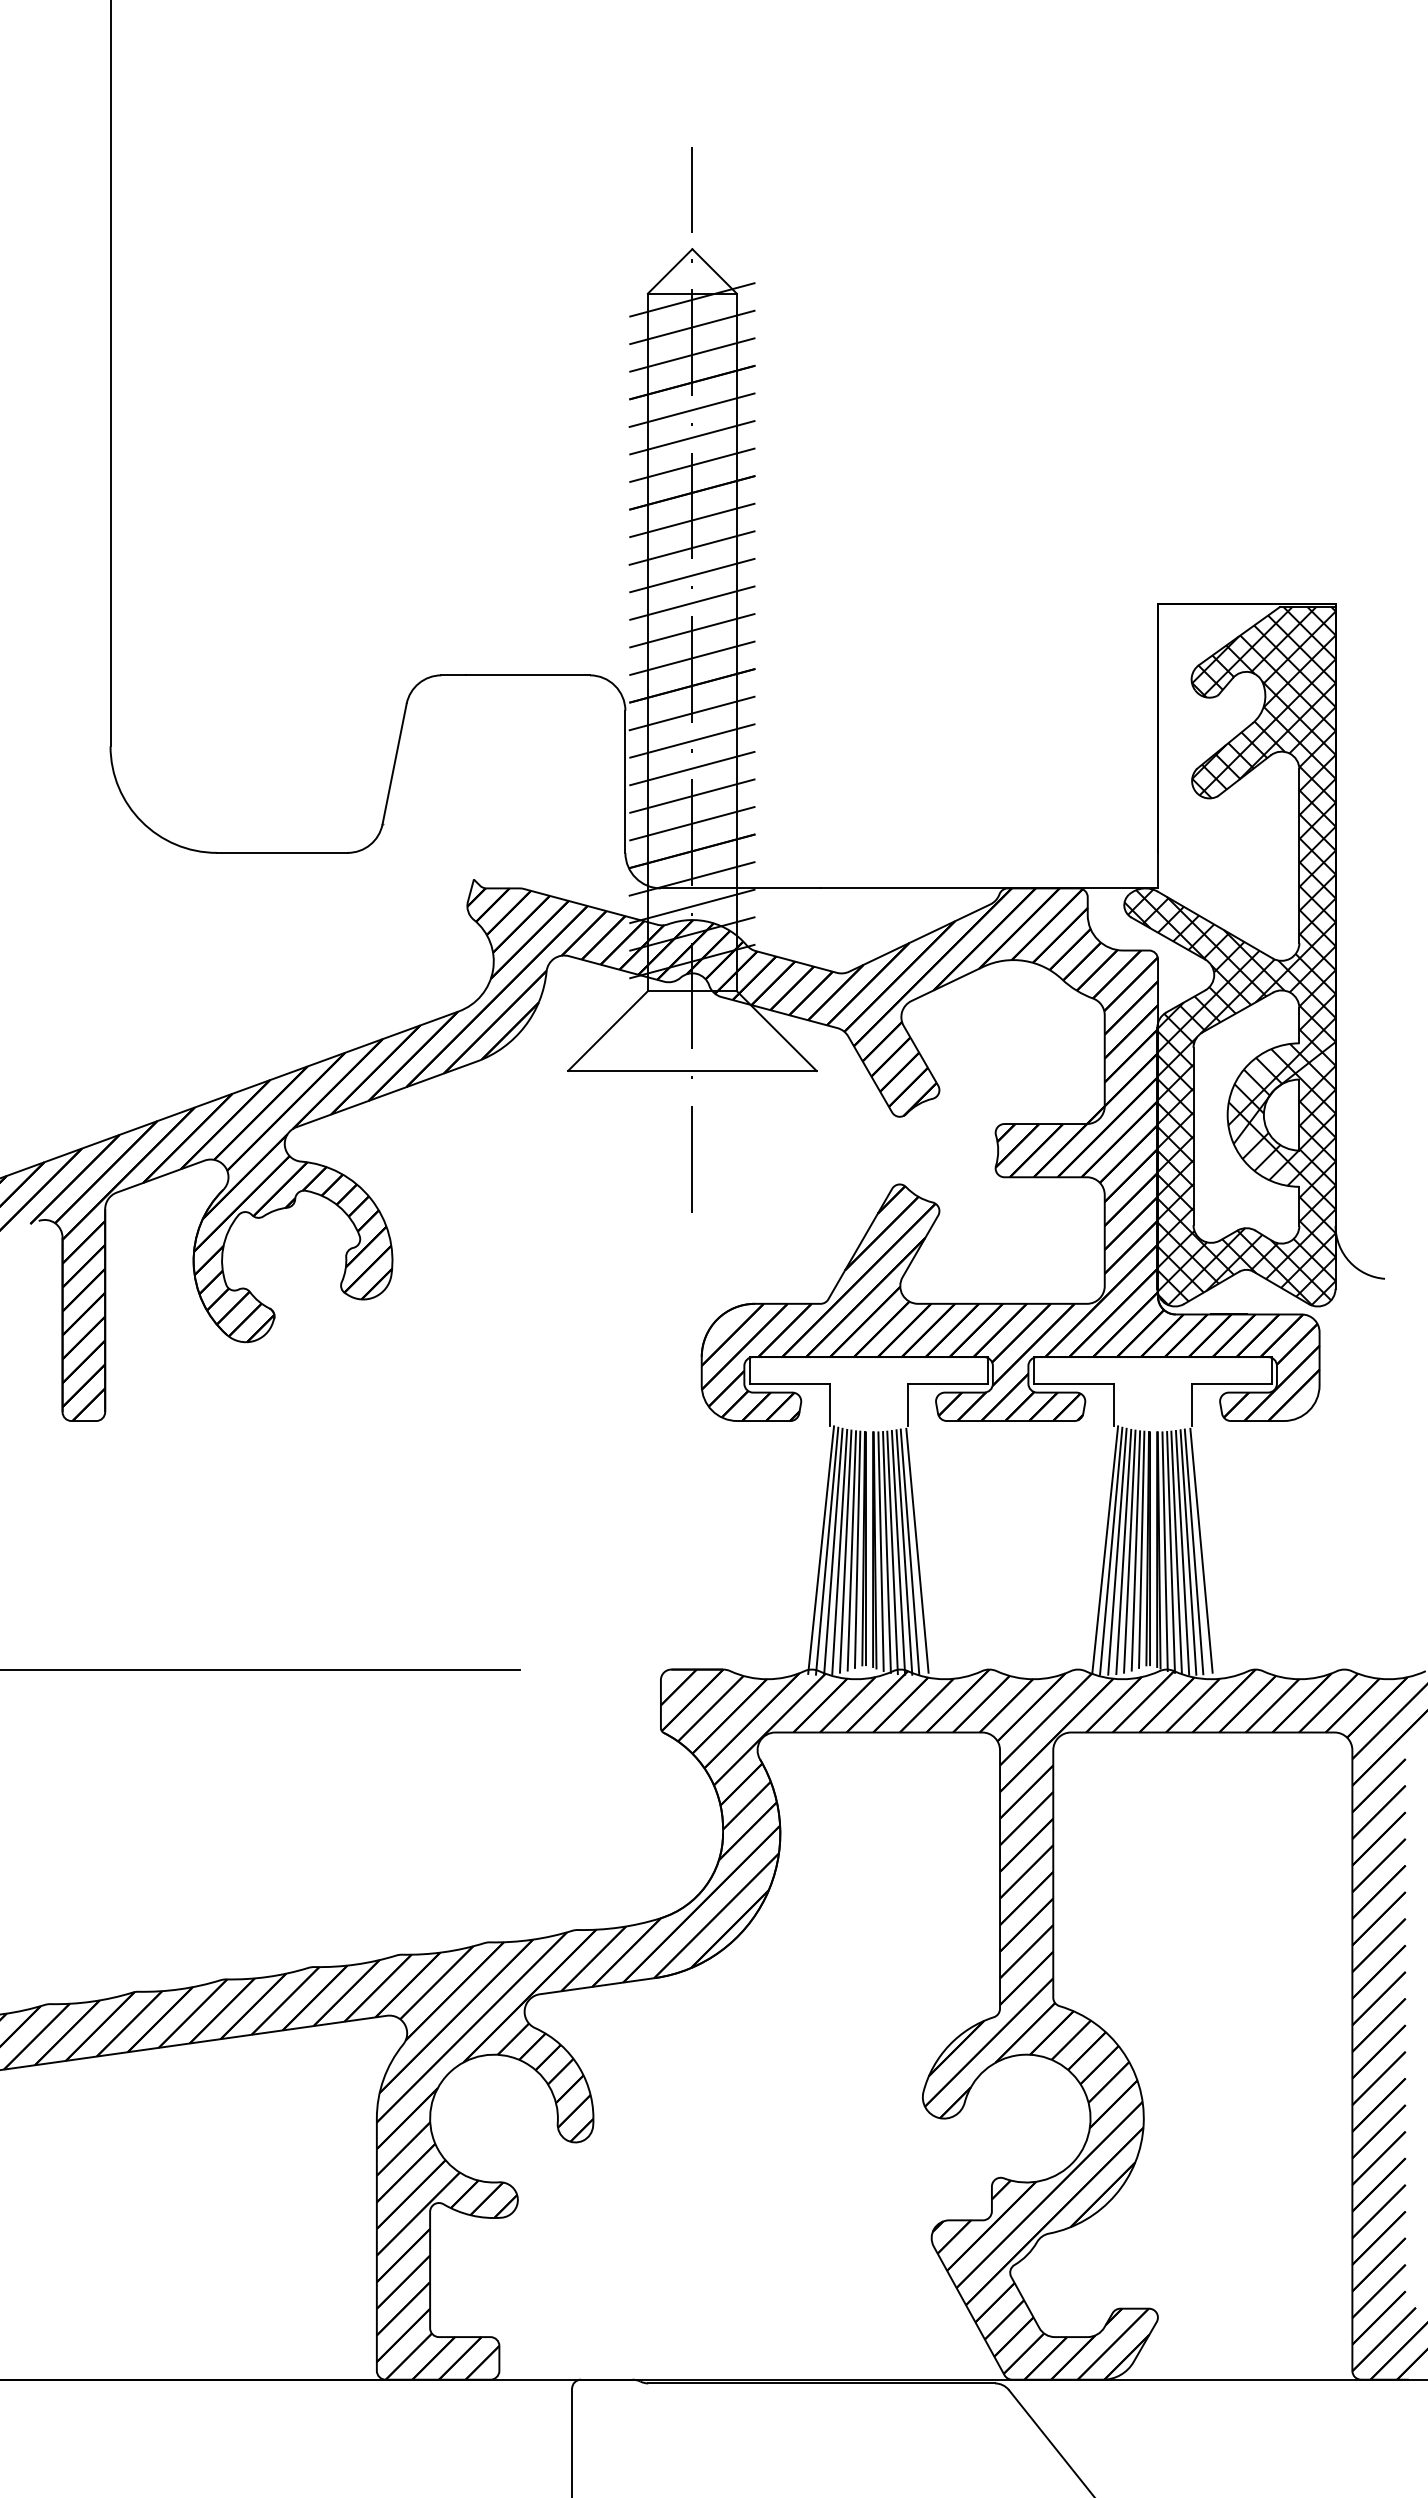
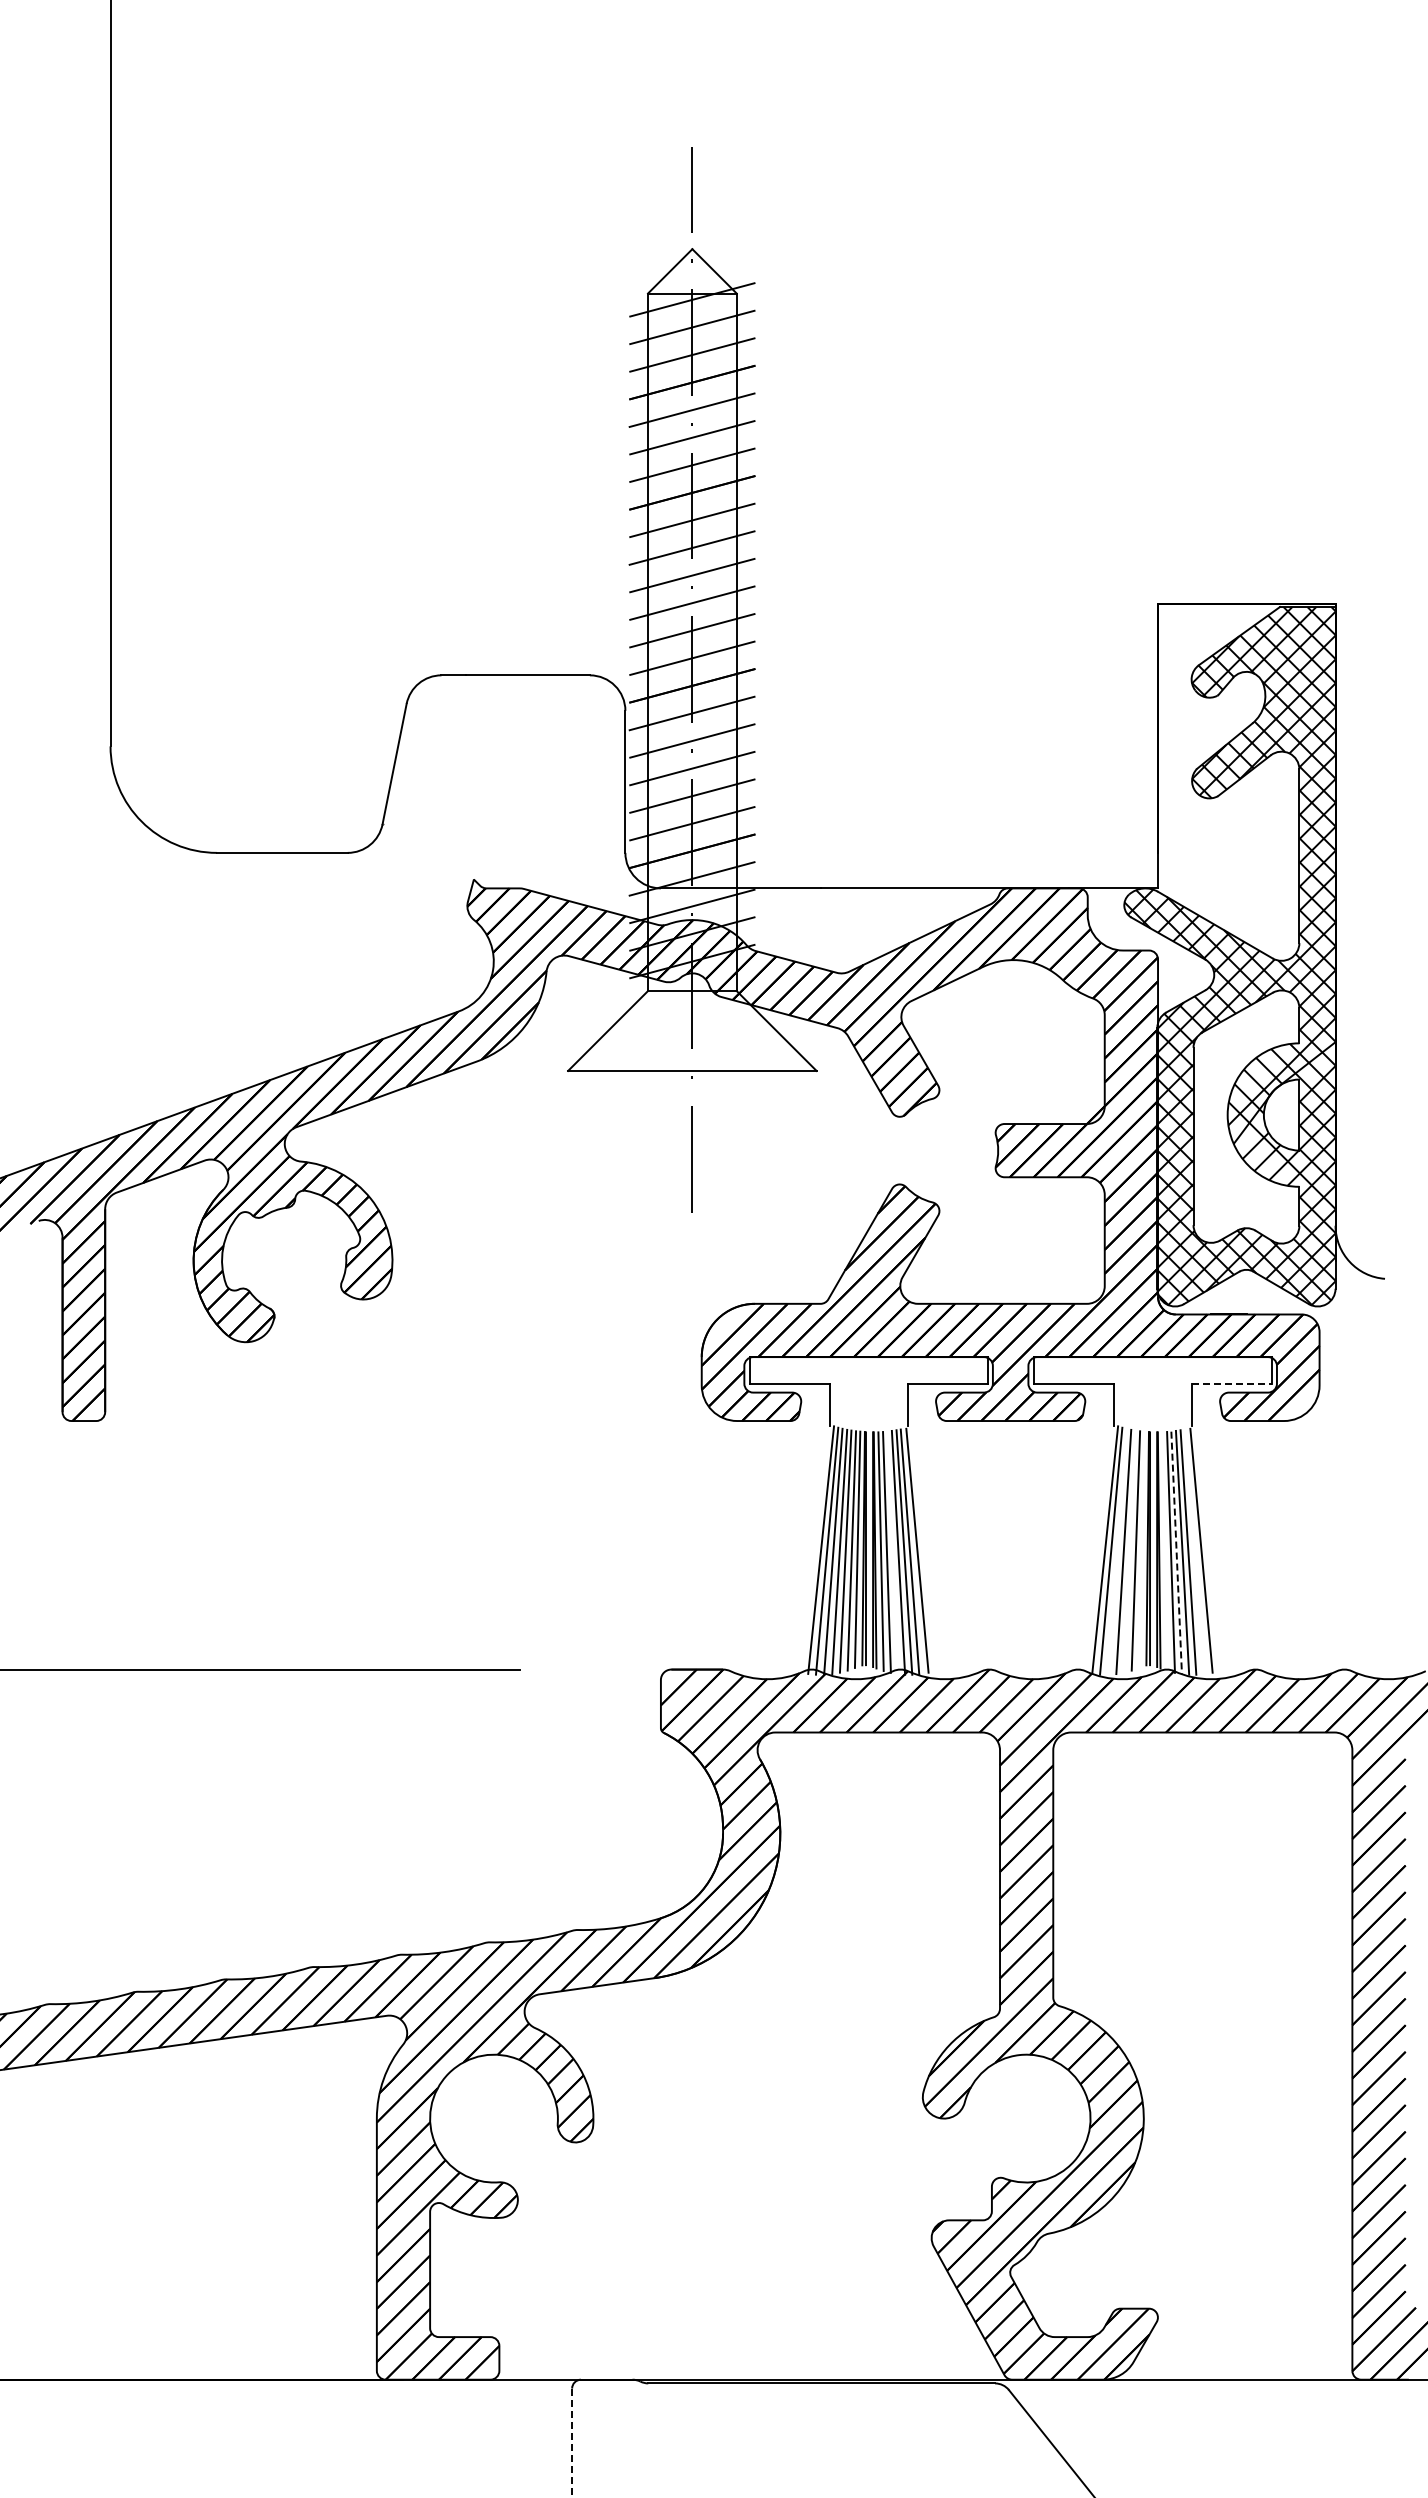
line: solid -> dashed (1231, 1383)
line: present -> none (1141, 1549)
line: present -> none (1117, 1551)
line: present -> none (1129, 1551)
line: present -> none (1164, 1551)
line: present -> none (1193, 1551)
line: present -> none (892, 1552)
line: solid -> dashed (1176, 1553)
line: solid -> dashed (572, 2443)
